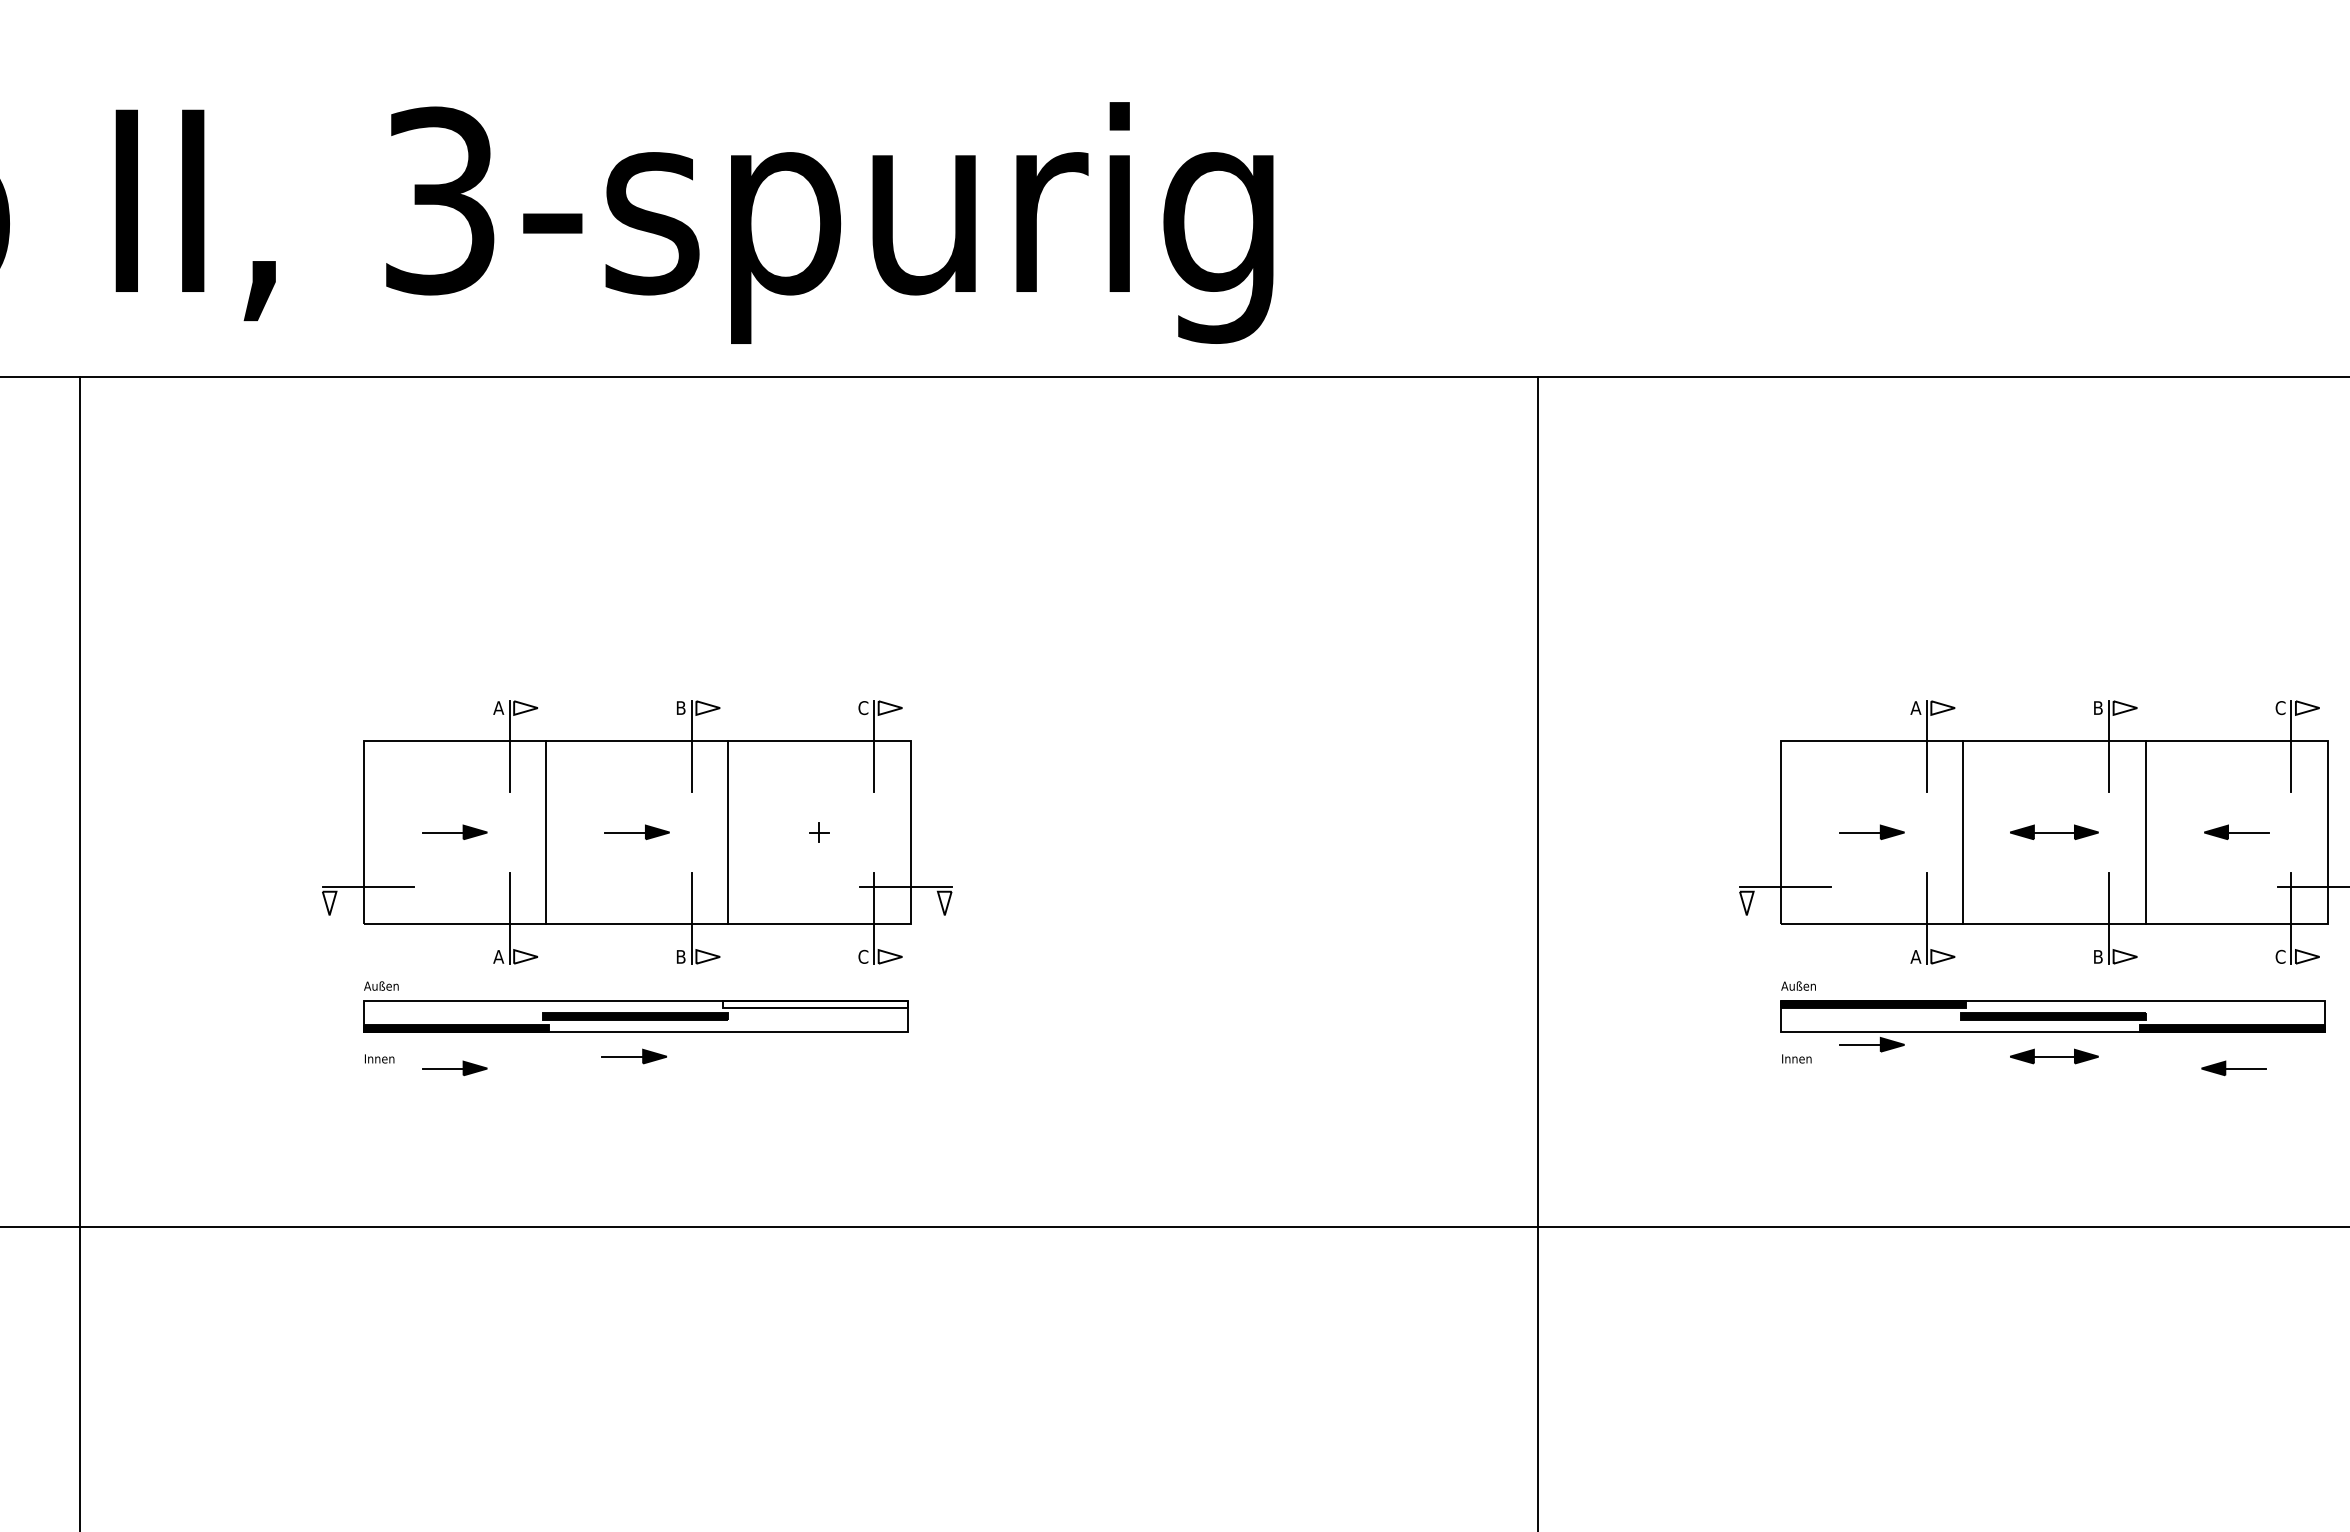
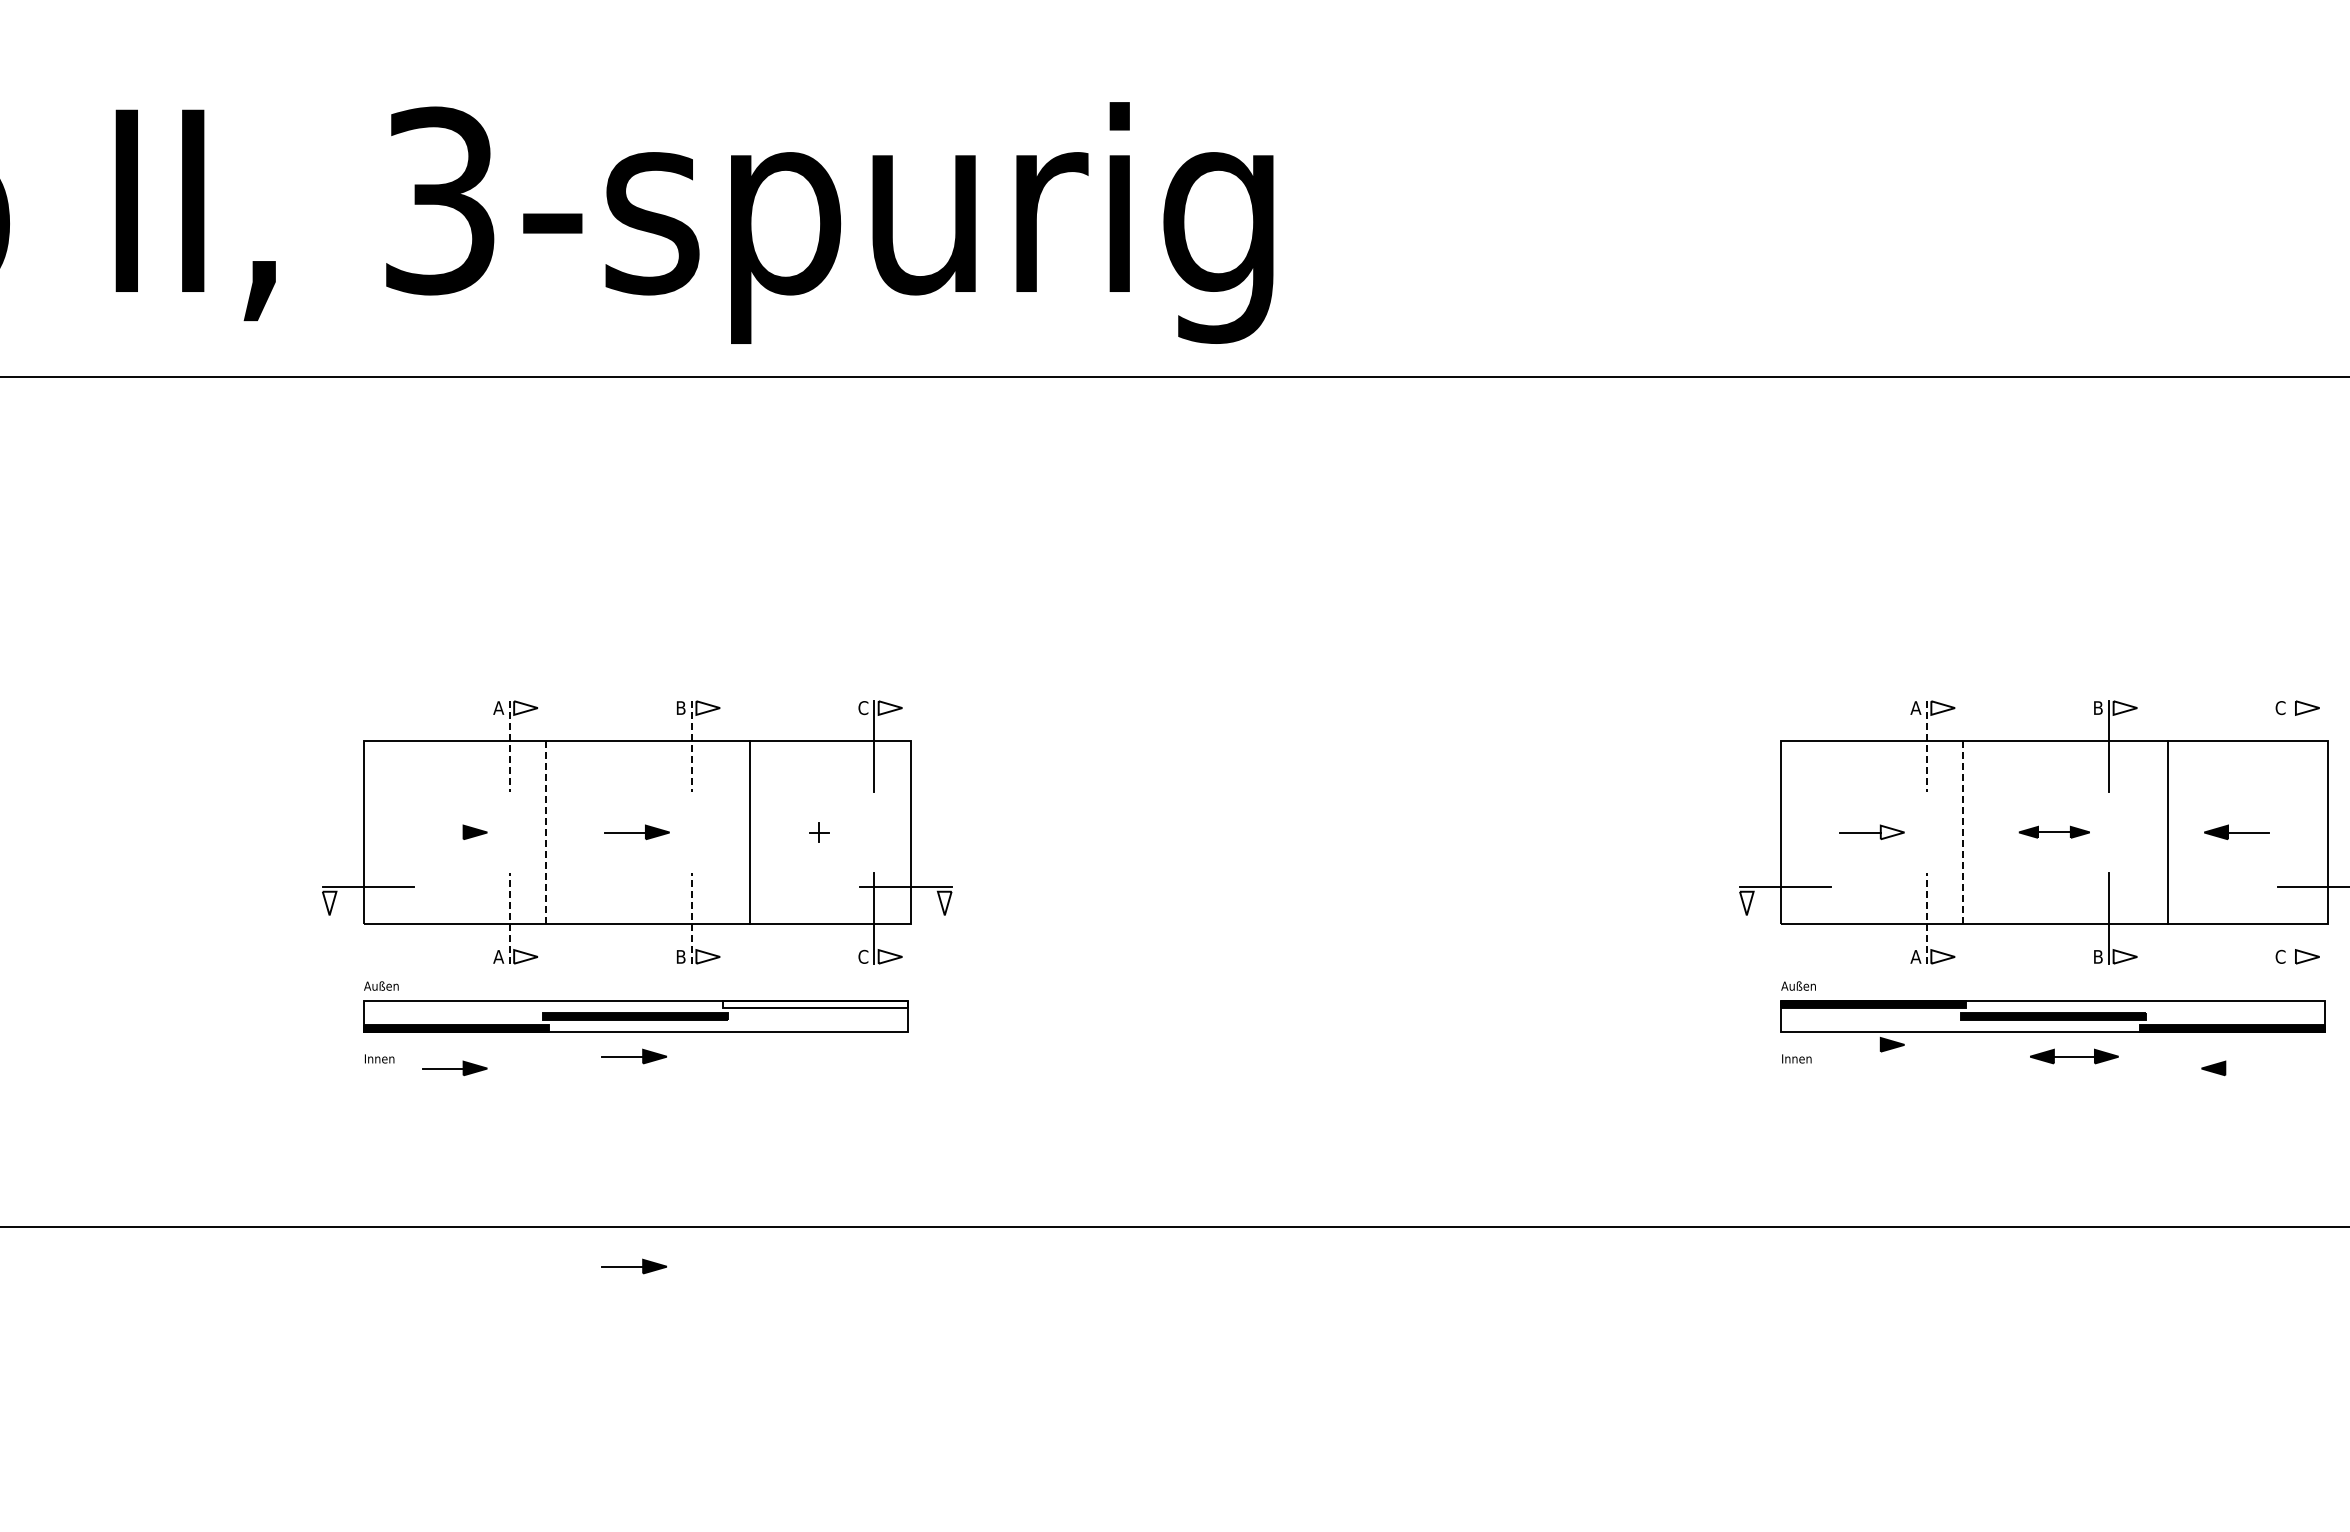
line: solid -> dashed (509, 746)
line: solid -> dashed (691, 746)
line: solid -> dashed (1926, 746)
line: present -> none (2291, 746)
part size: 89x16 px -> 72x14 px (2053, 831)
line: present -> none (442, 832)
line position: (728, 832) -> (750, 832) (750, 832)
fill: present -> none (1892, 832)
line position: (2145, 832) -> (2167, 832) (2167, 832)
line: solid -> dashed (546, 833)
line: solid -> dashed (1963, 833)
line: present -> none (2291, 917)
line: solid -> dashed (509, 918)
line: solid -> dashed (691, 918)
line: solid -> dashed (1926, 918)
line: present -> none (79, 952)
line: present -> none (1537, 952)
line: present -> none (1859, 1044)
part position: (2054, 1056) -> (2074, 1056) (2074, 1056)
line: present -> none (2245, 1068)
part: none -> present (633, 1266)
